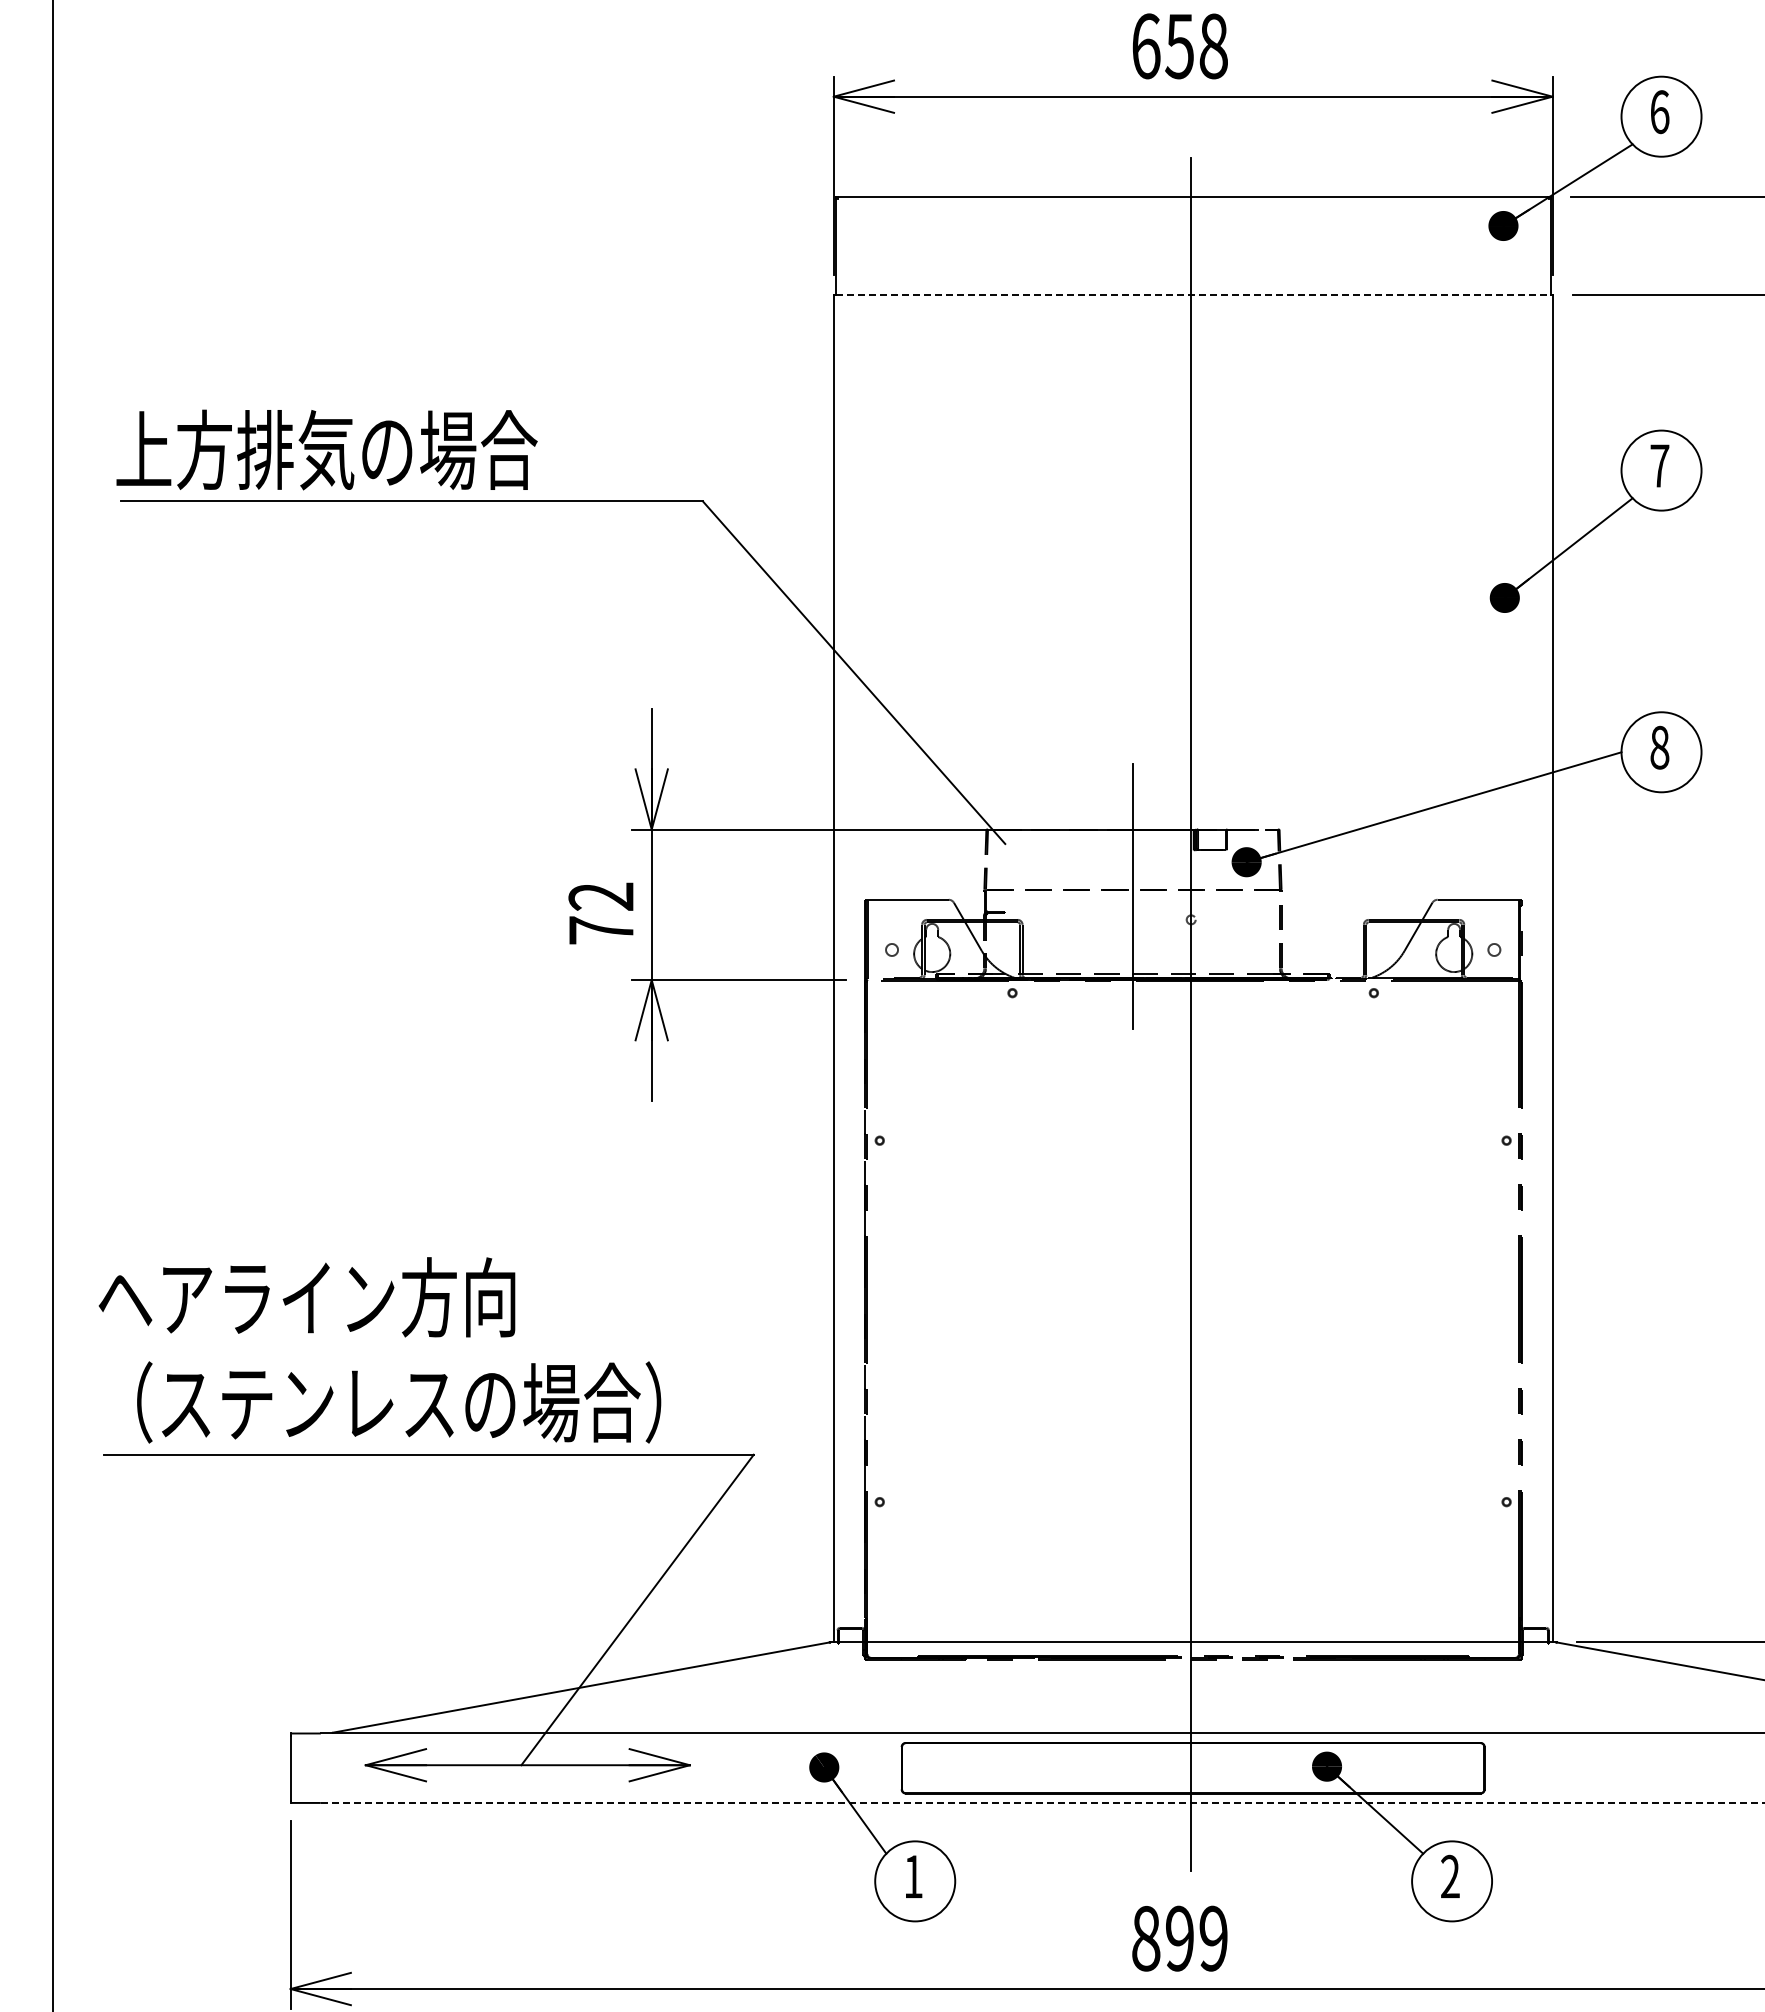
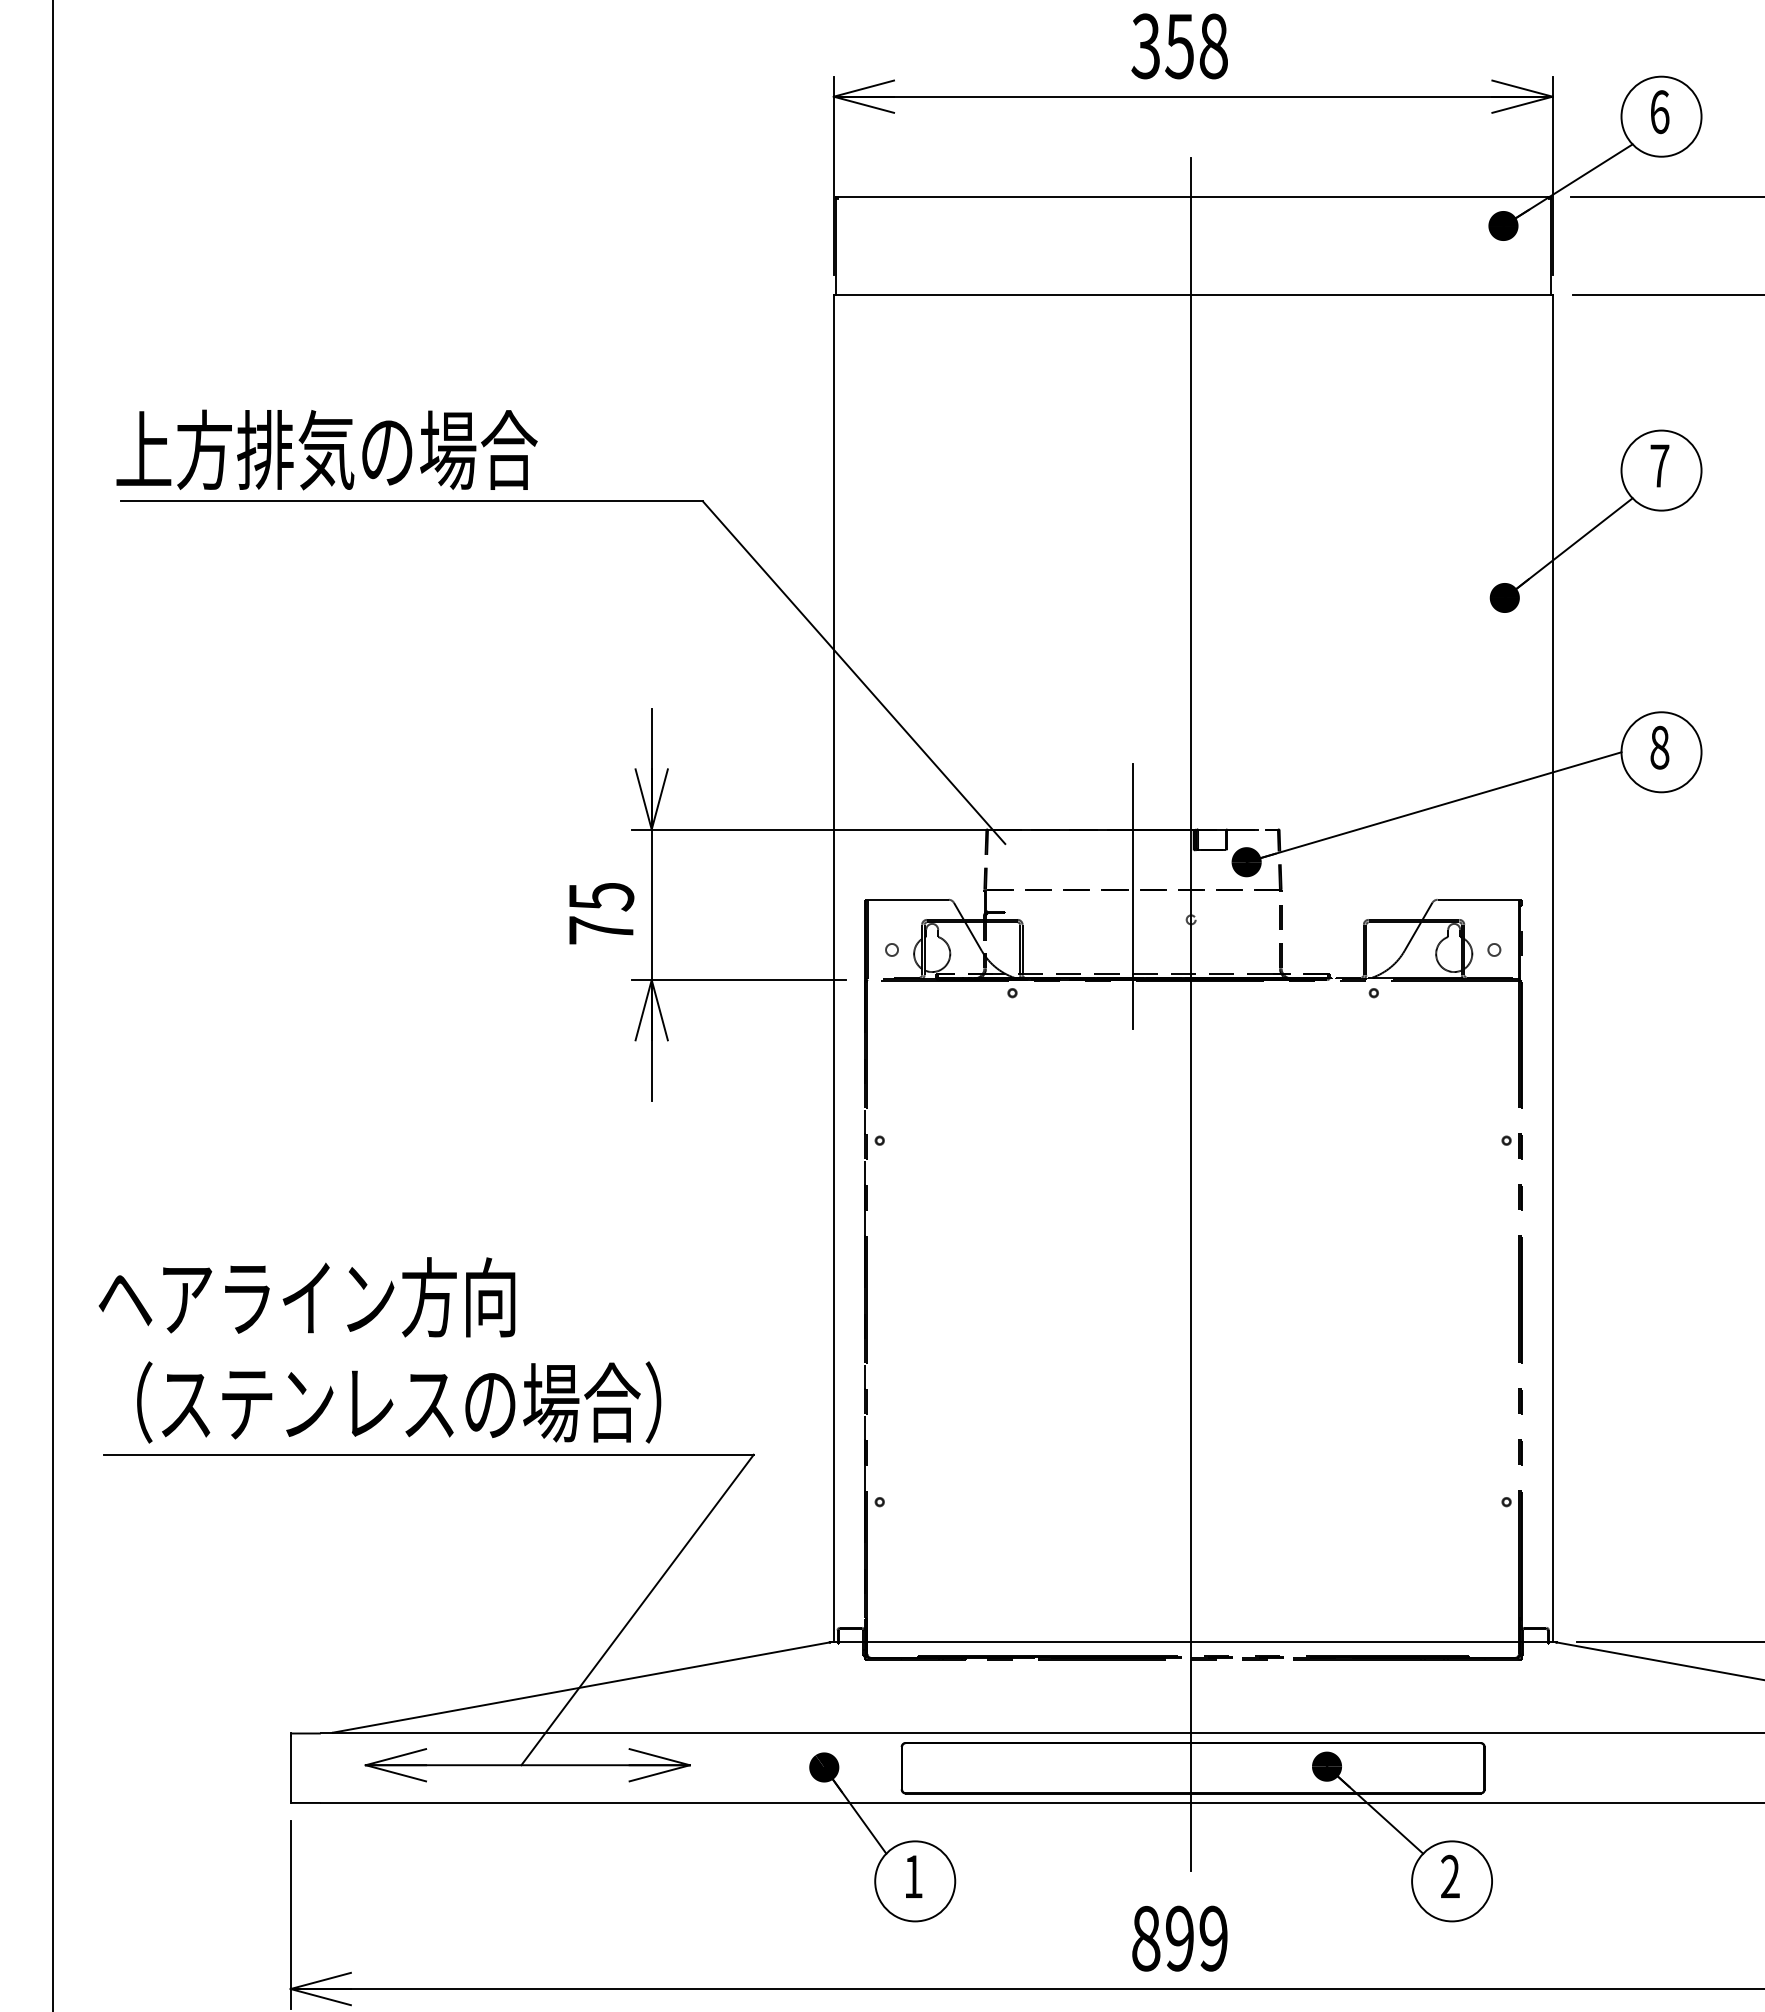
text: 658 -> 358 (1145, 46)
line: dashed -> solid (1193, 294)
text: 72 -> 75 (601, 896)
line: dashed -> solid (1042, 1803)
